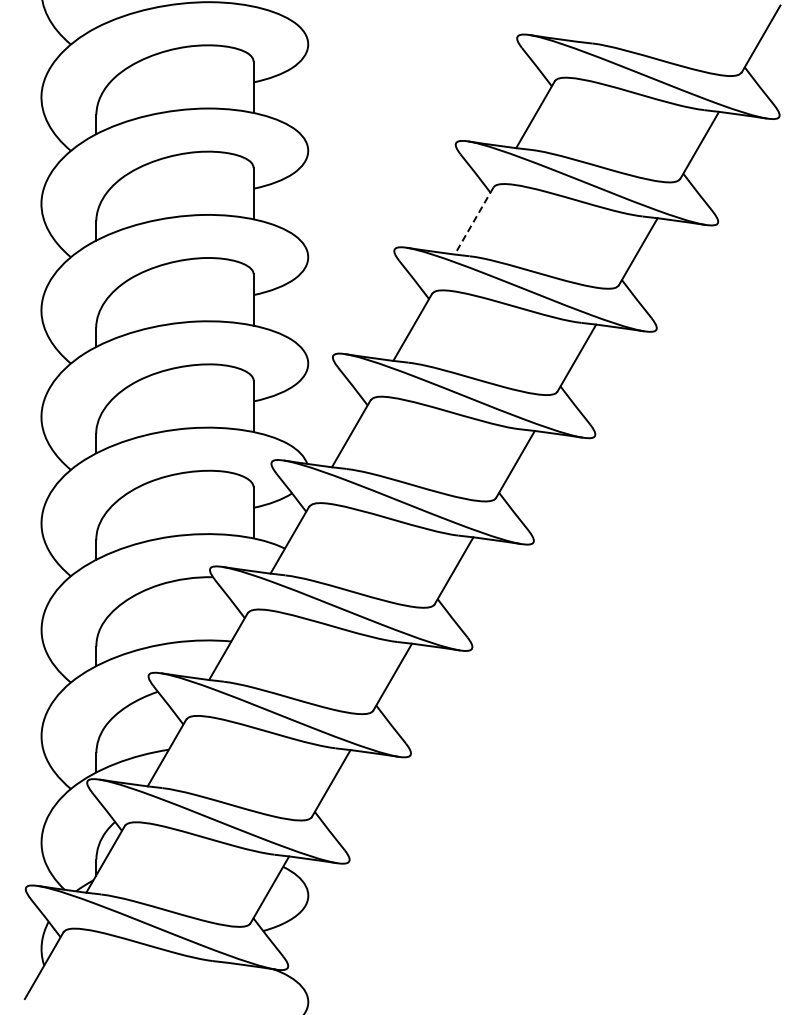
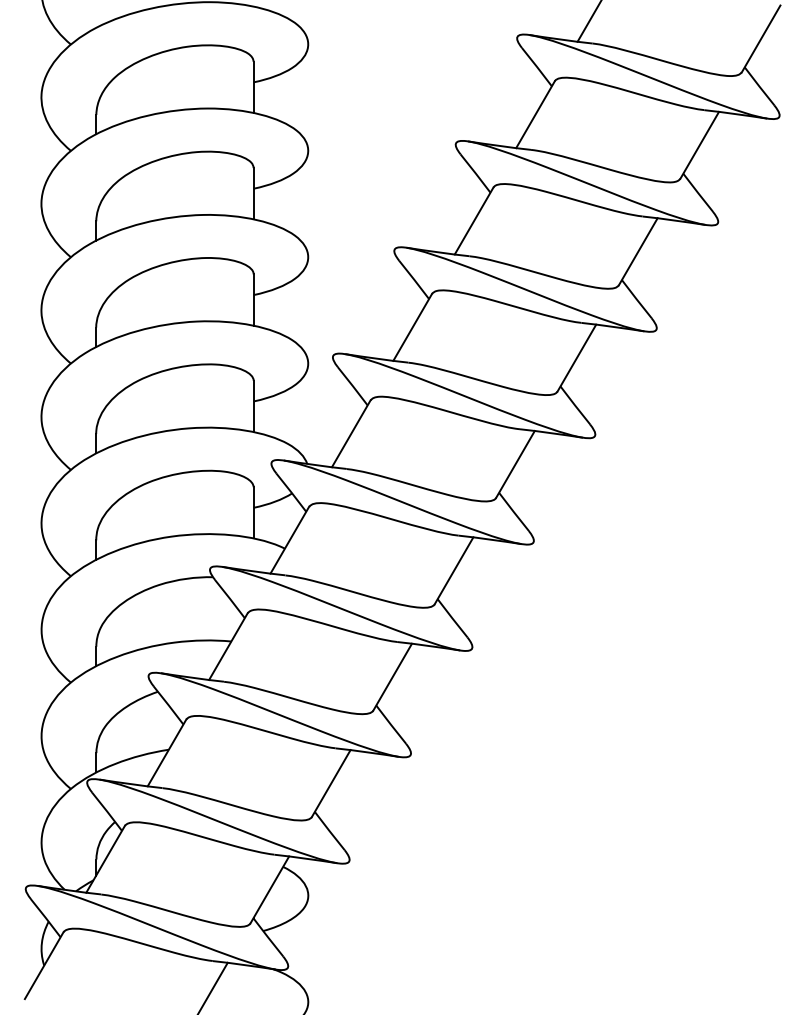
line: none -> present (588, 21)
line: dashed -> solid (474, 221)
line: none -> present (213, 986)
